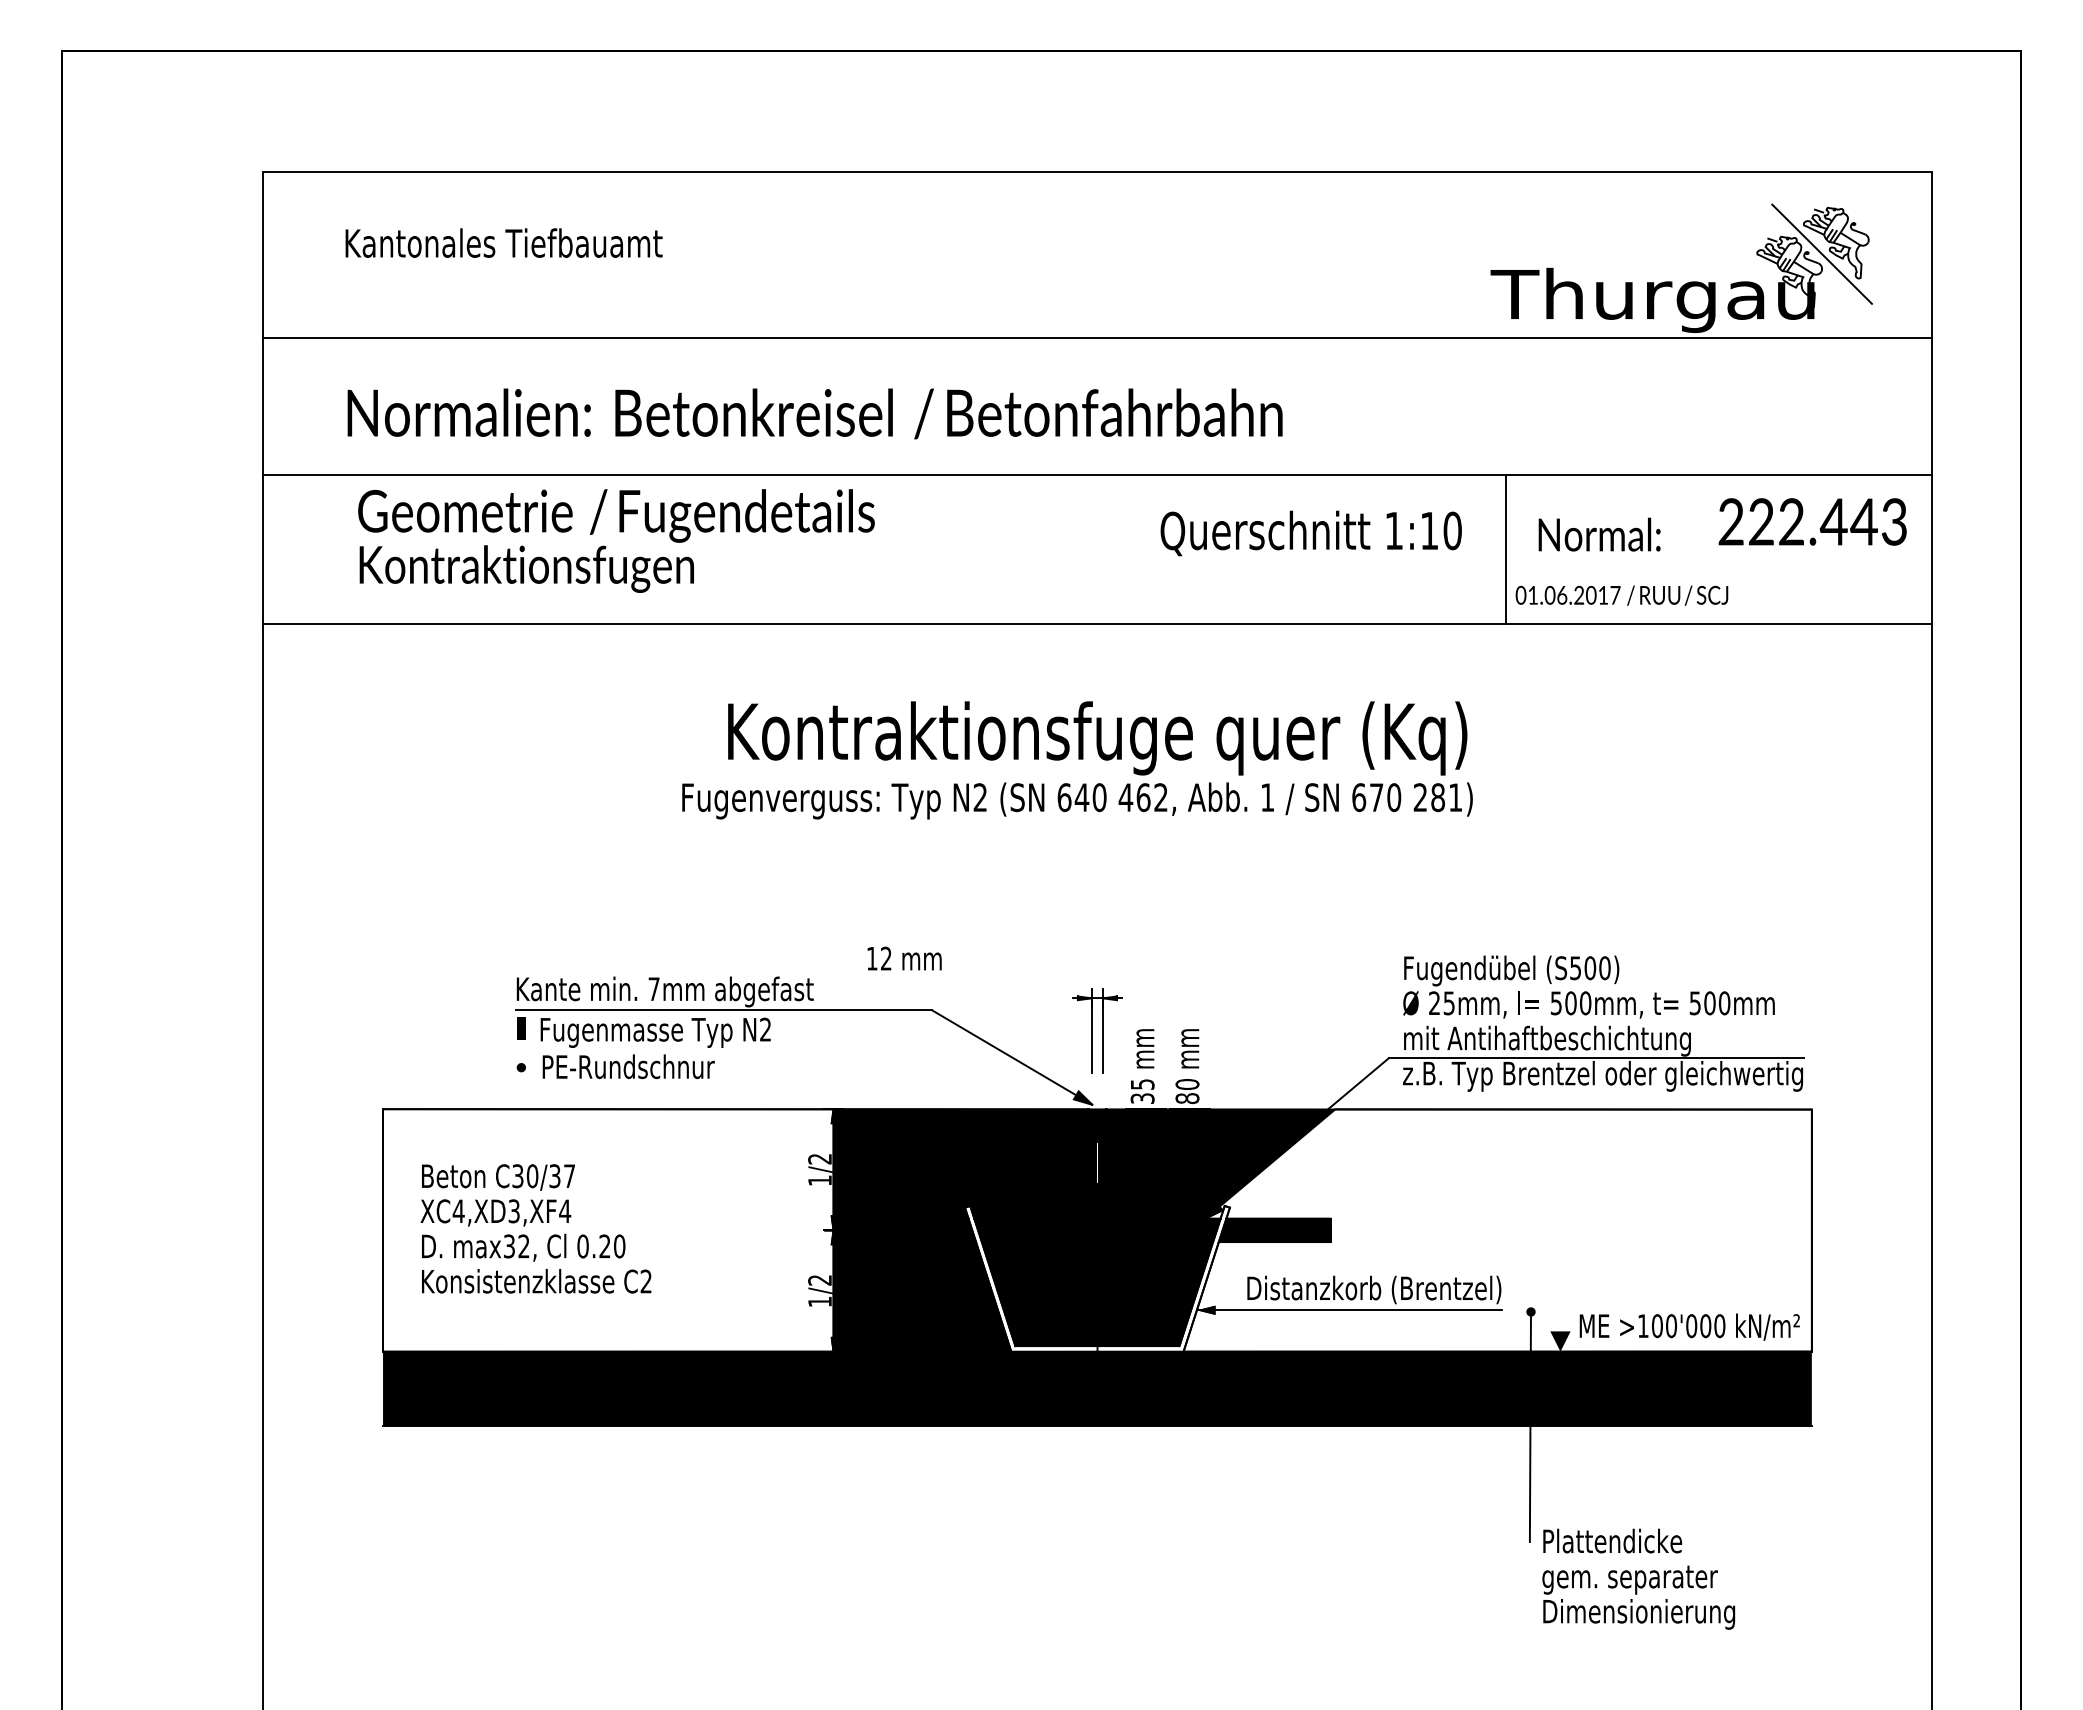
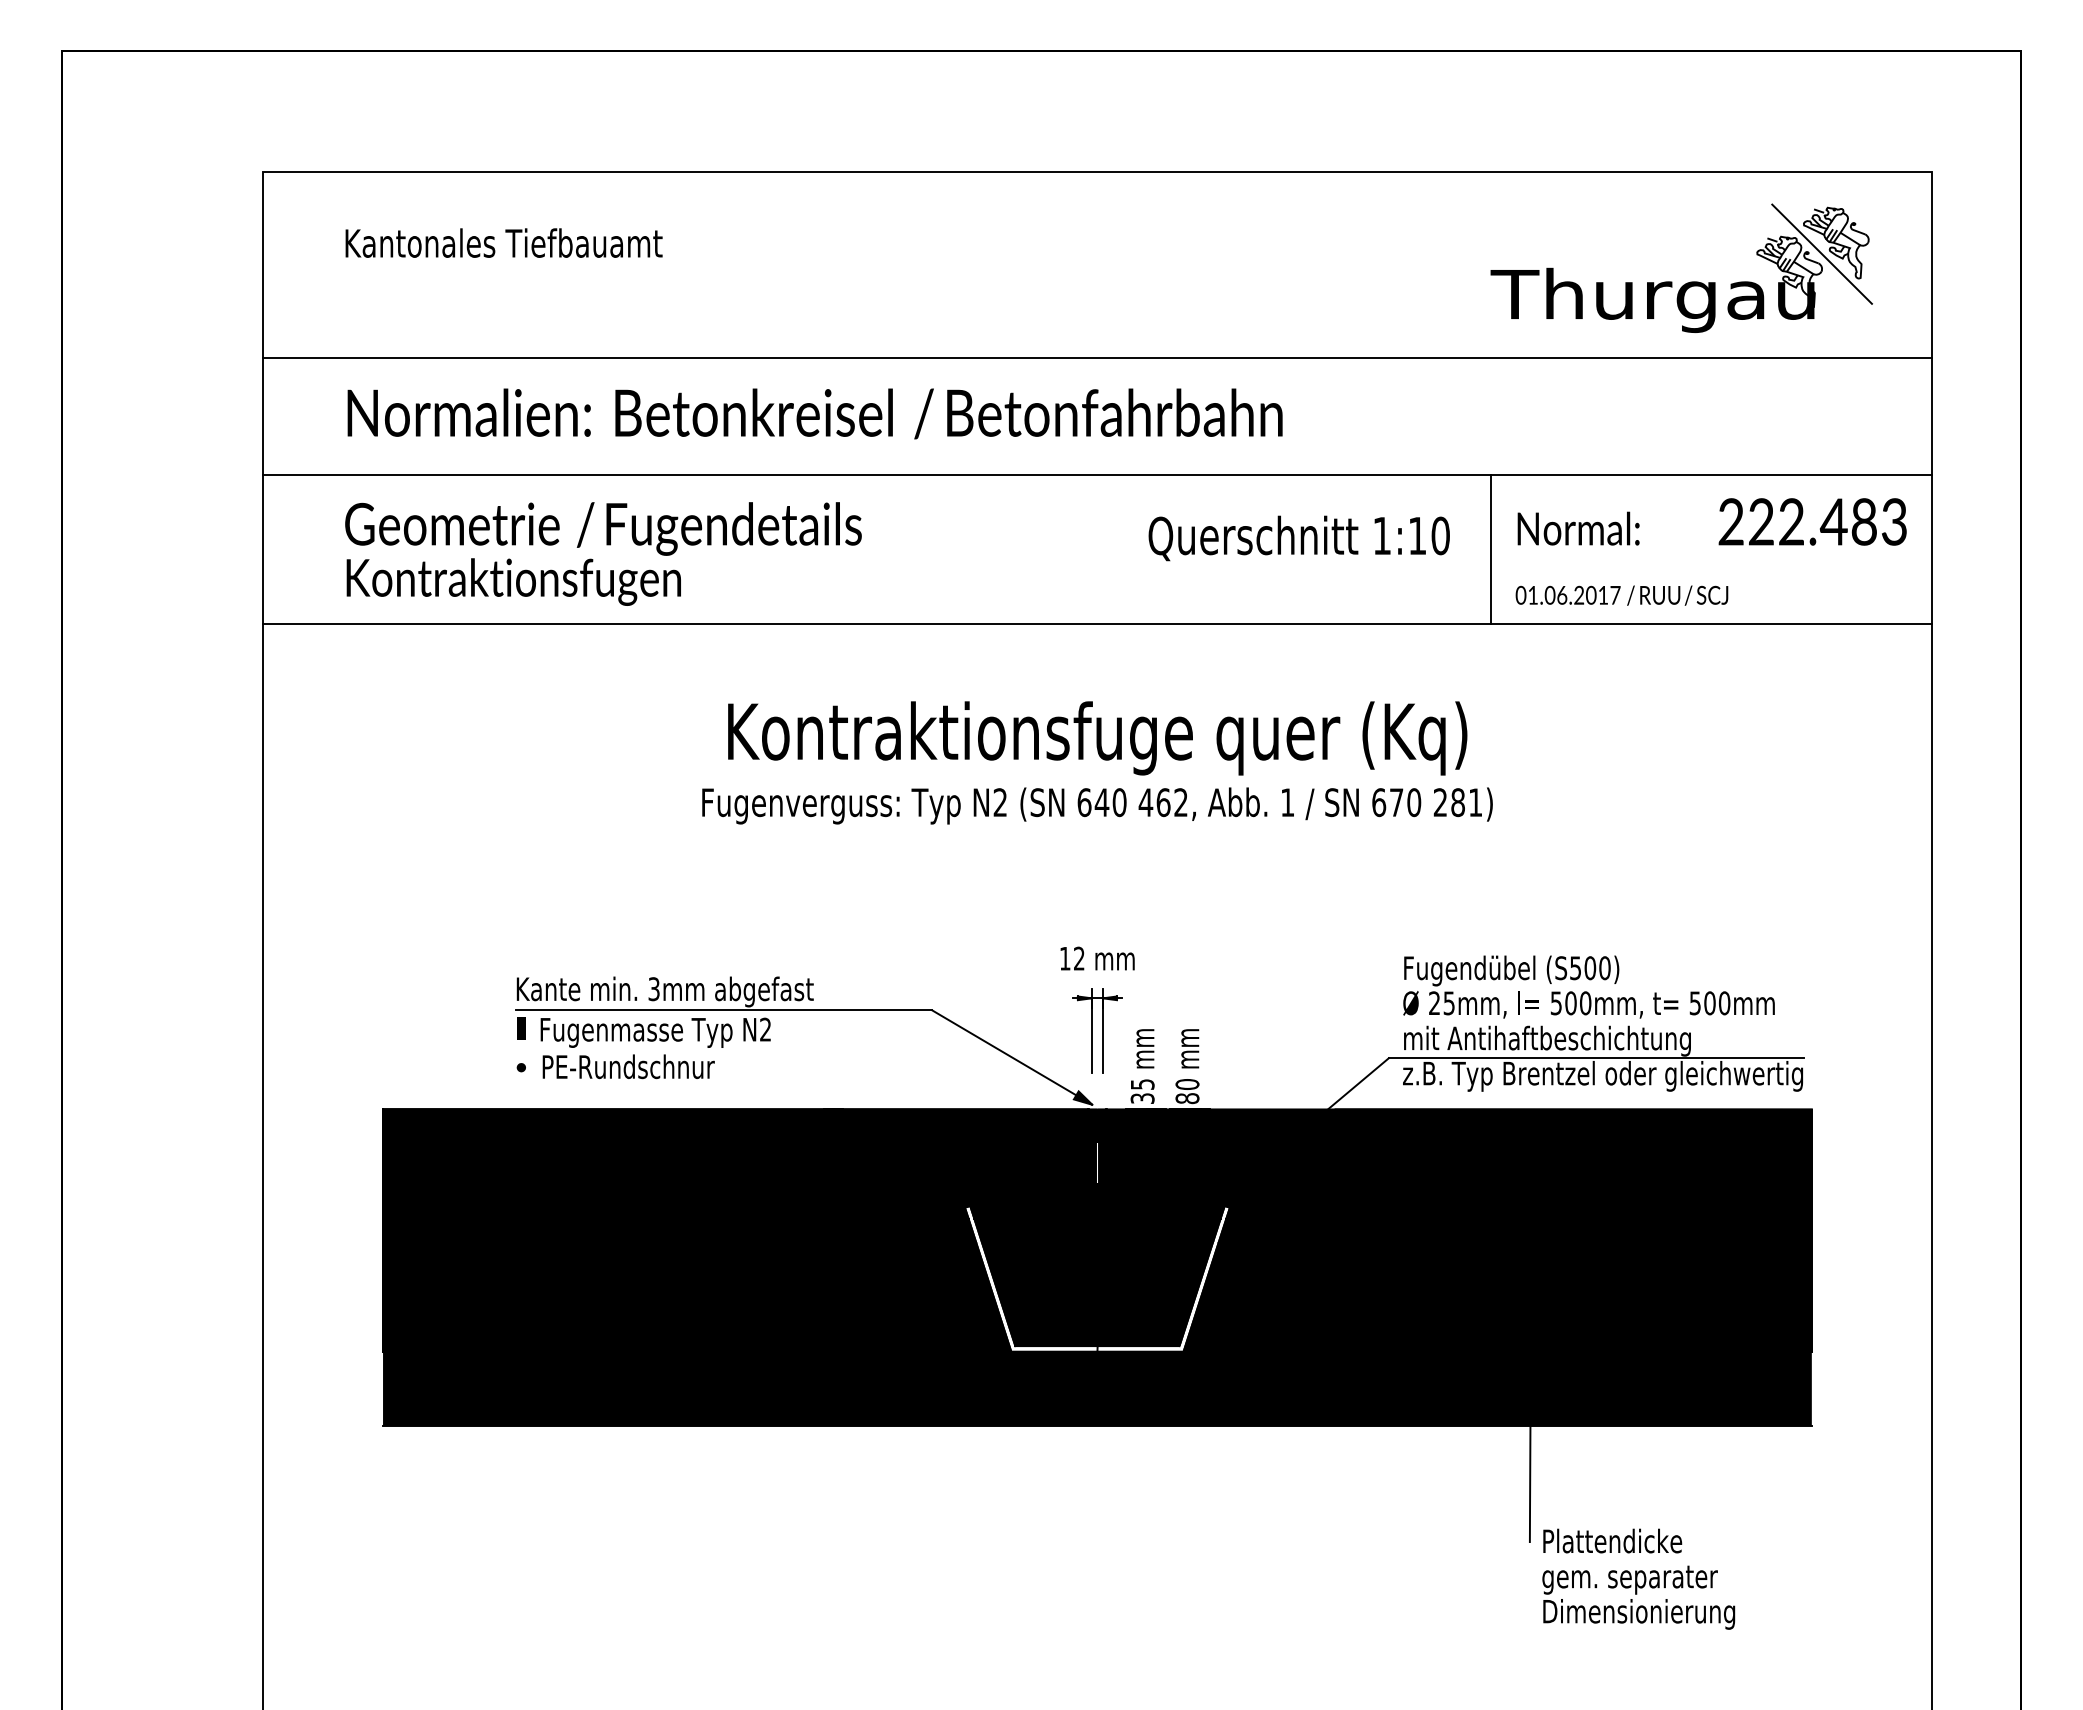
line position: (1096, 338) -> (1096, 358) (1096, 358)
text: 222.443 -> 222.483 (1863, 521)
text position: (1310, 533) -> (1298, 538) (1298, 538)
text position: (1599, 534) -> (1578, 528) (1578, 528)
text position: (616, 540) -> (603, 553) (603, 553)
line position: (1505, 548) -> (1490, 548) (1490, 548)
text position: (1077, 800) -> (1097, 805) (1097, 805)
text position: (904, 958) -> (1097, 958) (1097, 958)
text: 7mm -> 3mm (653, 989)
fill: none -> present (608, 1230)
fill: none -> present (1497, 1230)
